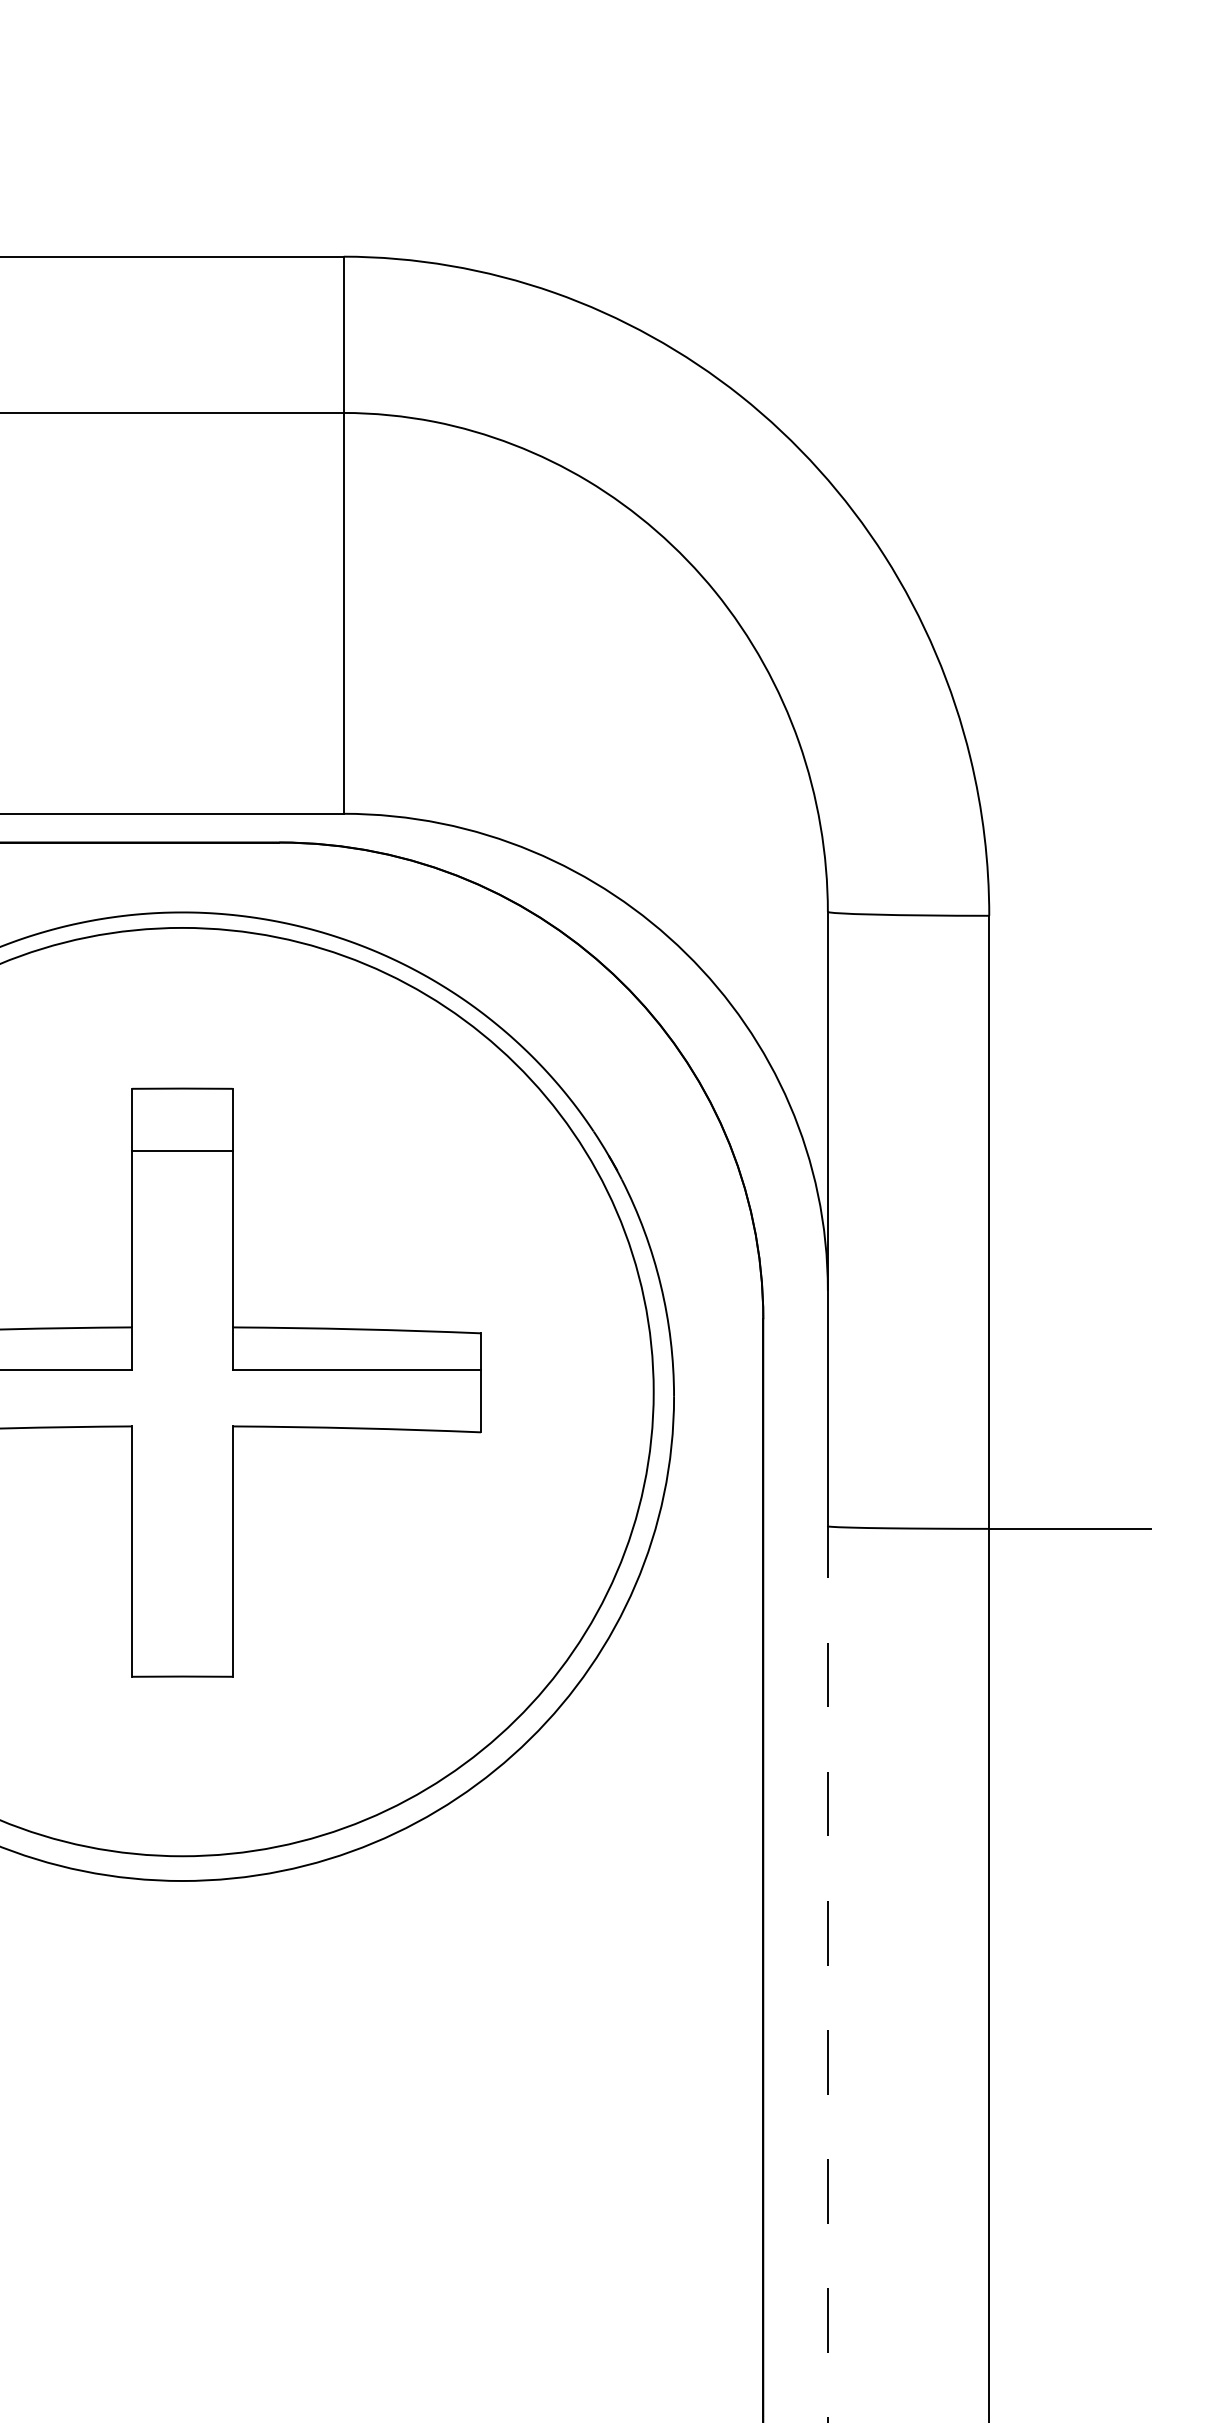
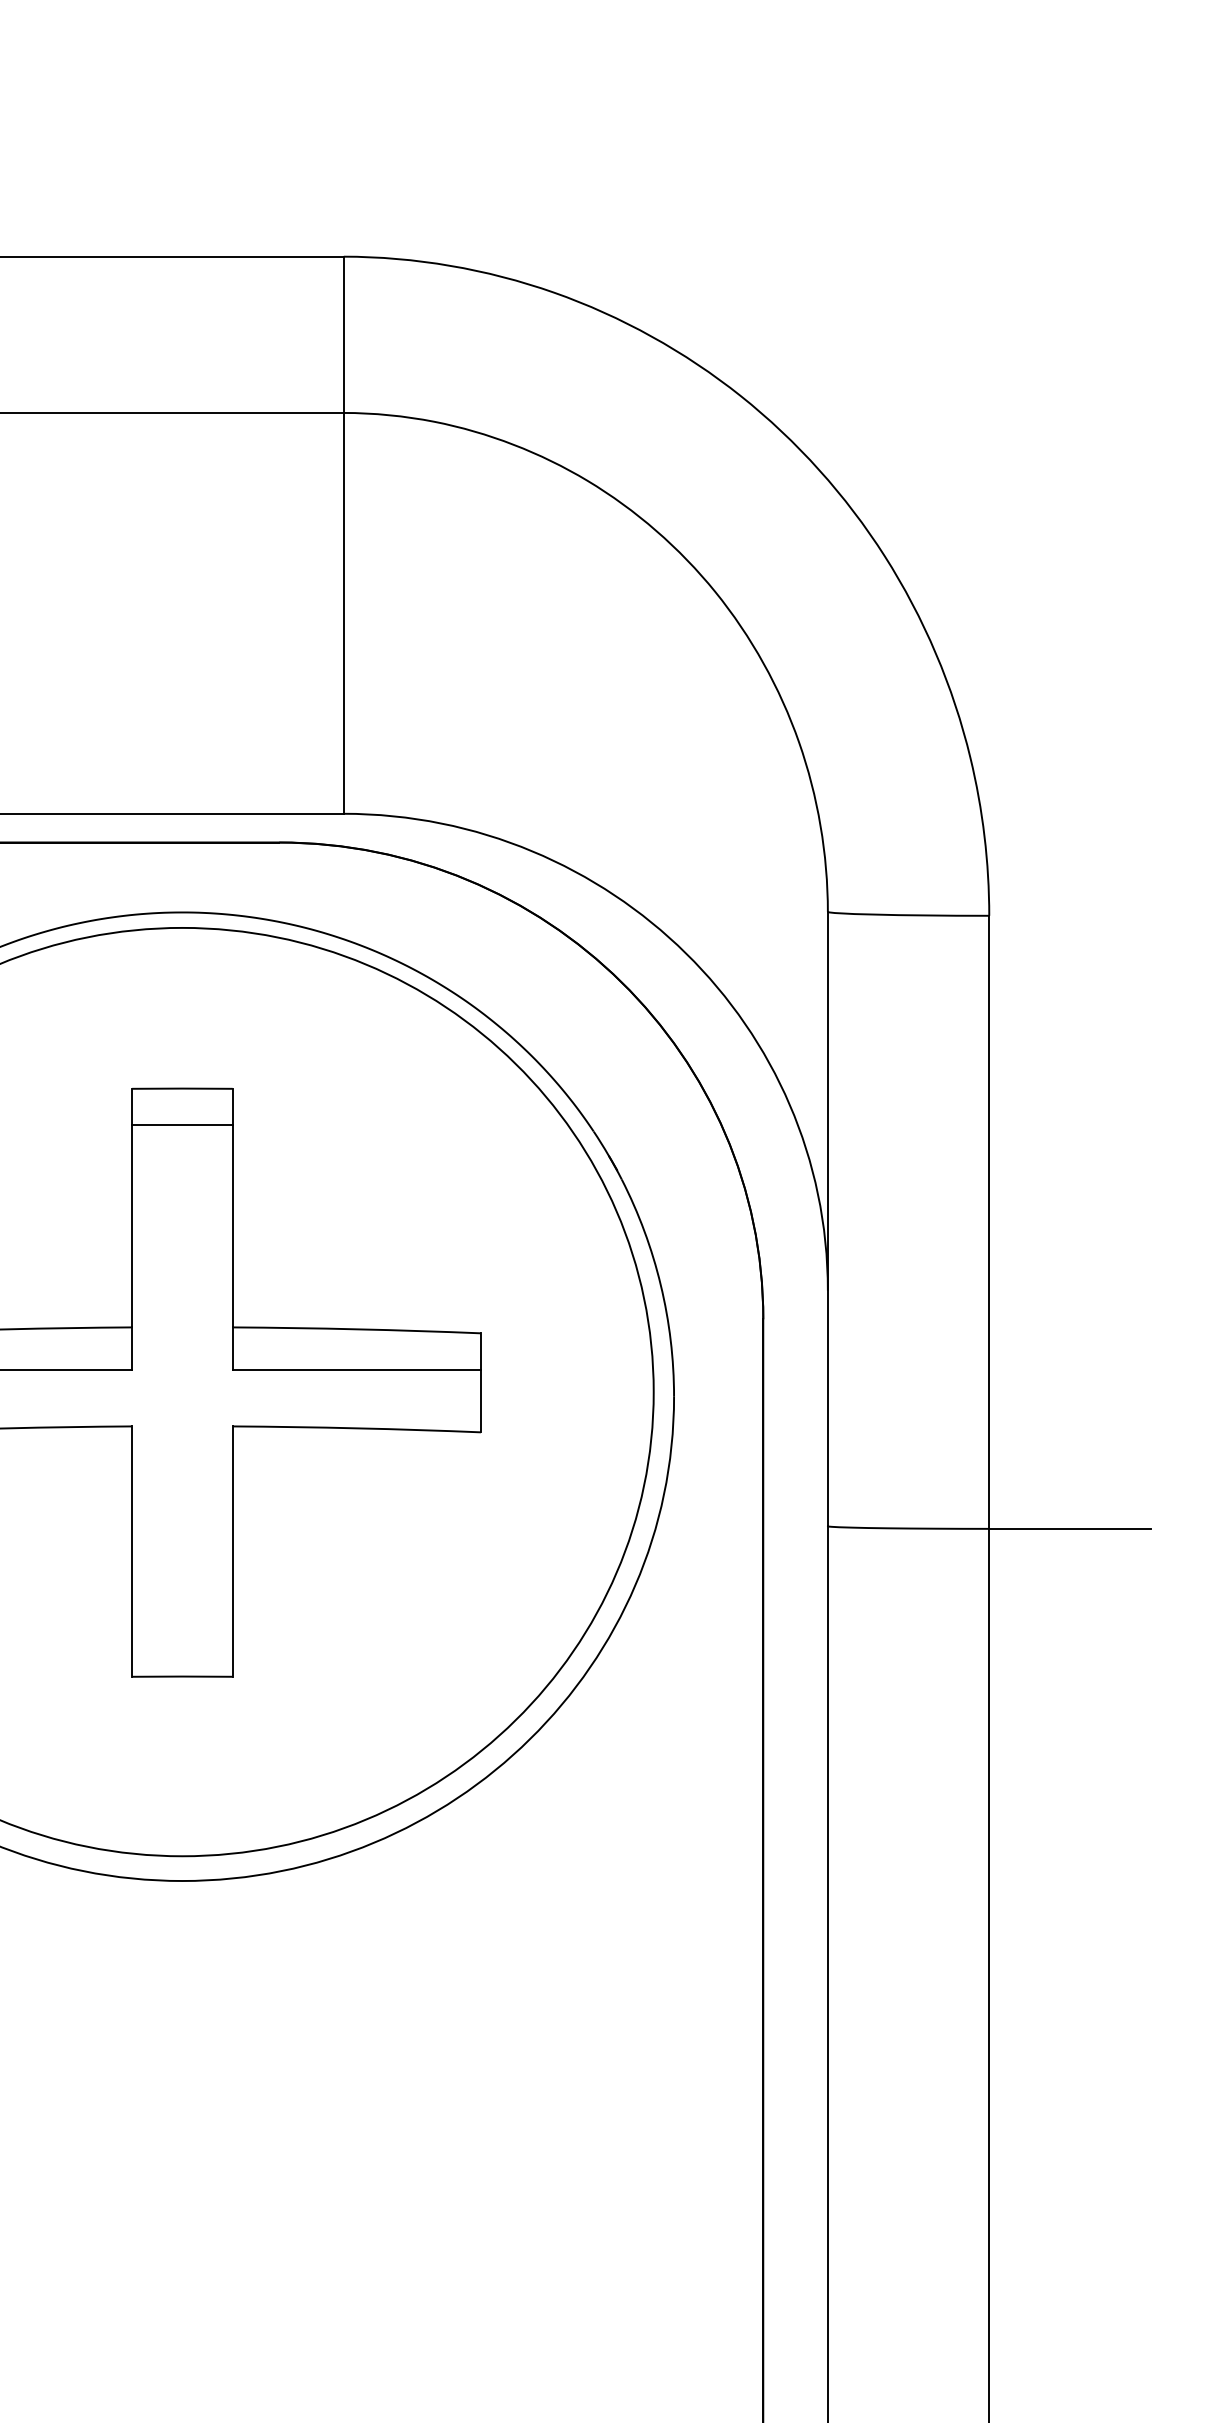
line position: (182, 1151) -> (182, 1125) (182, 1125)
line: dashed -> solid (827, 1974)
